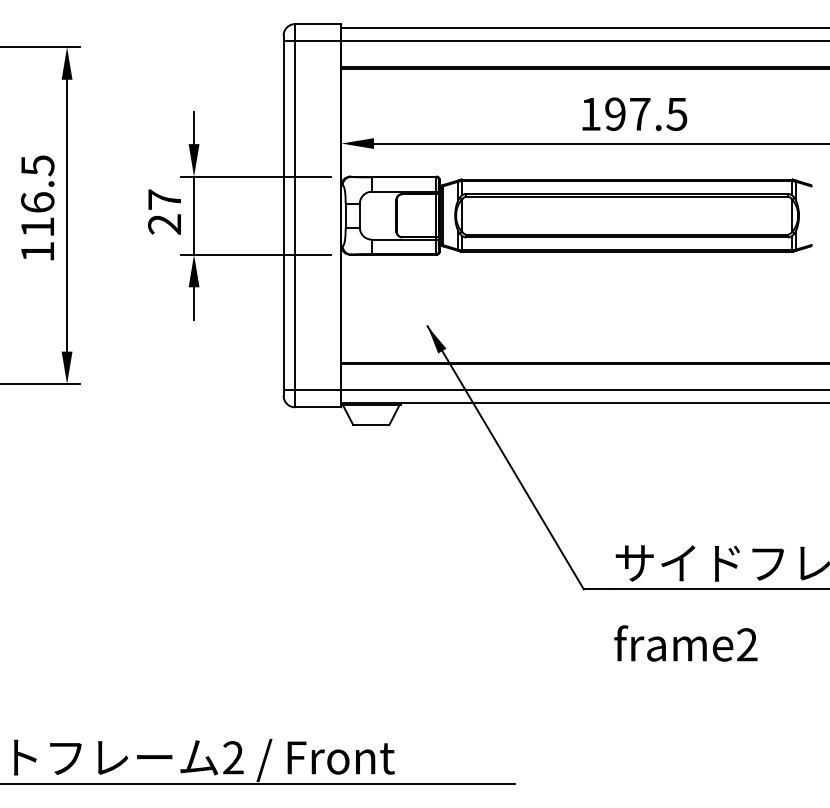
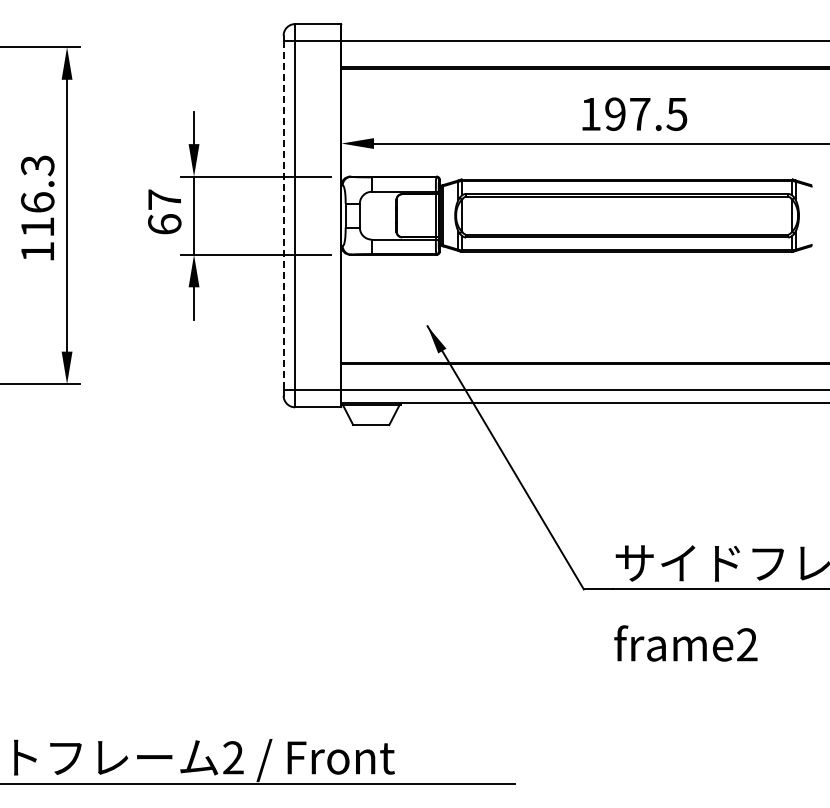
line: present -> none (583, 28)
text: 116.5 -> 116.3 (37, 165)
line: solid -> dashed (283, 216)
text: 27 -> 67 (164, 224)
